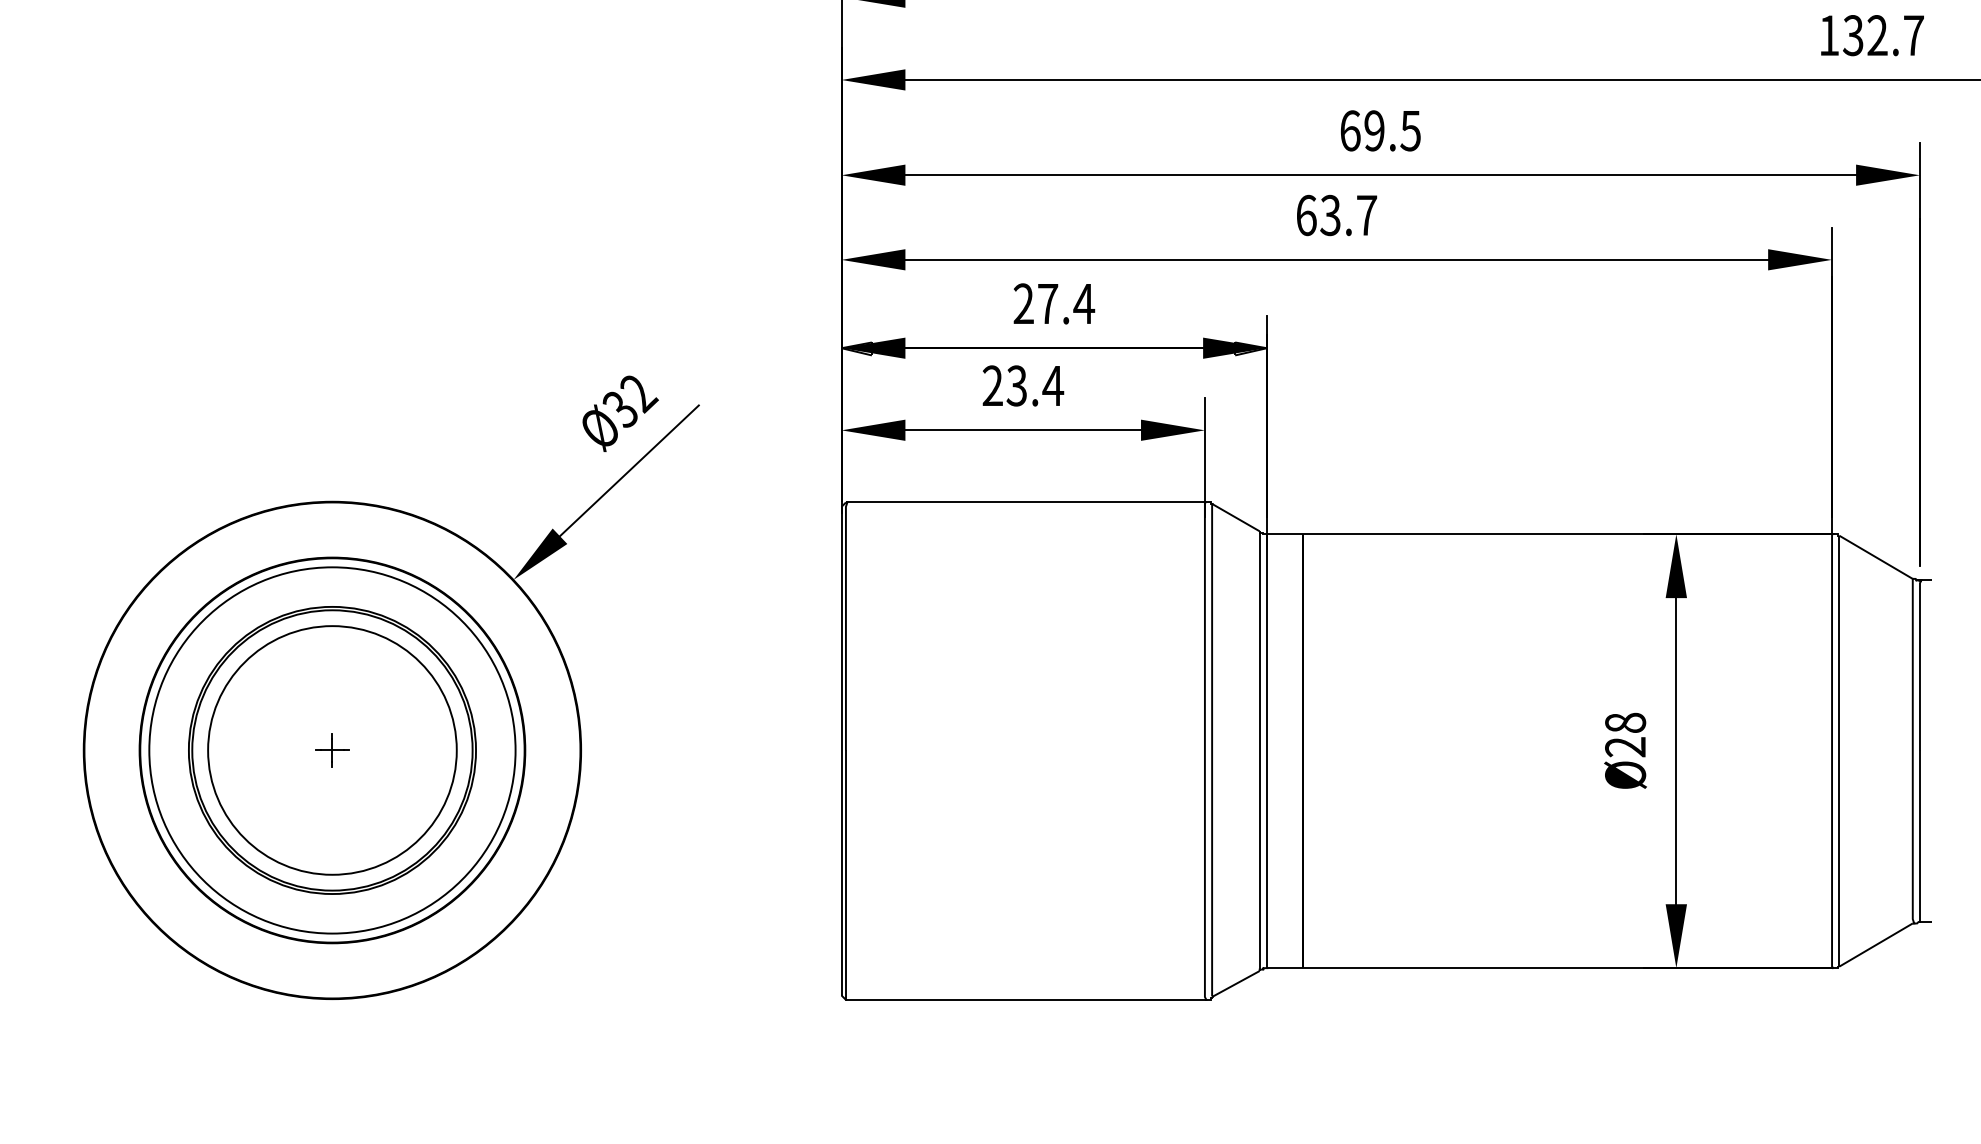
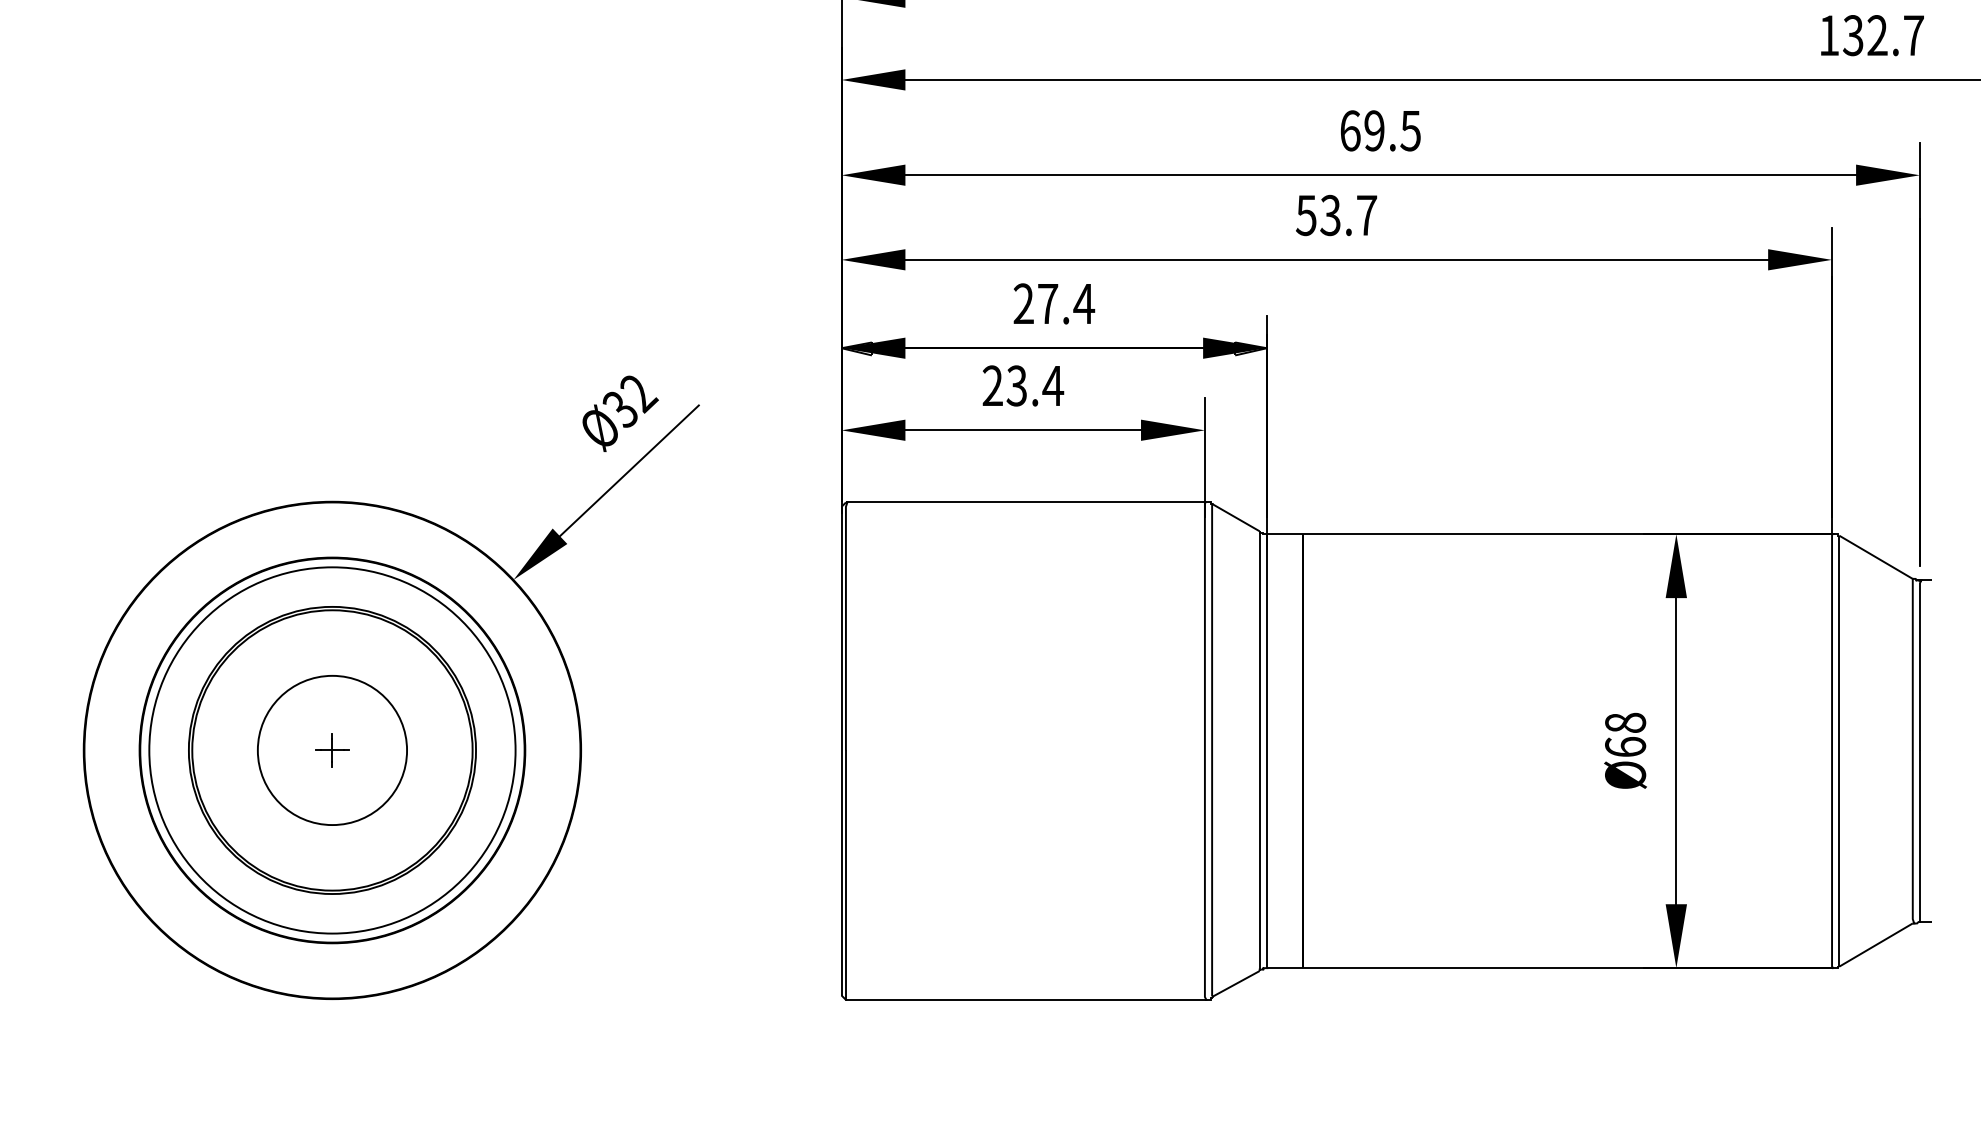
text: 63.7 -> 53.7 (1306, 215)
text: Ø28 -> Ø68 (1625, 746)
circle diameter: 249 px -> 149 px (332, 750)
